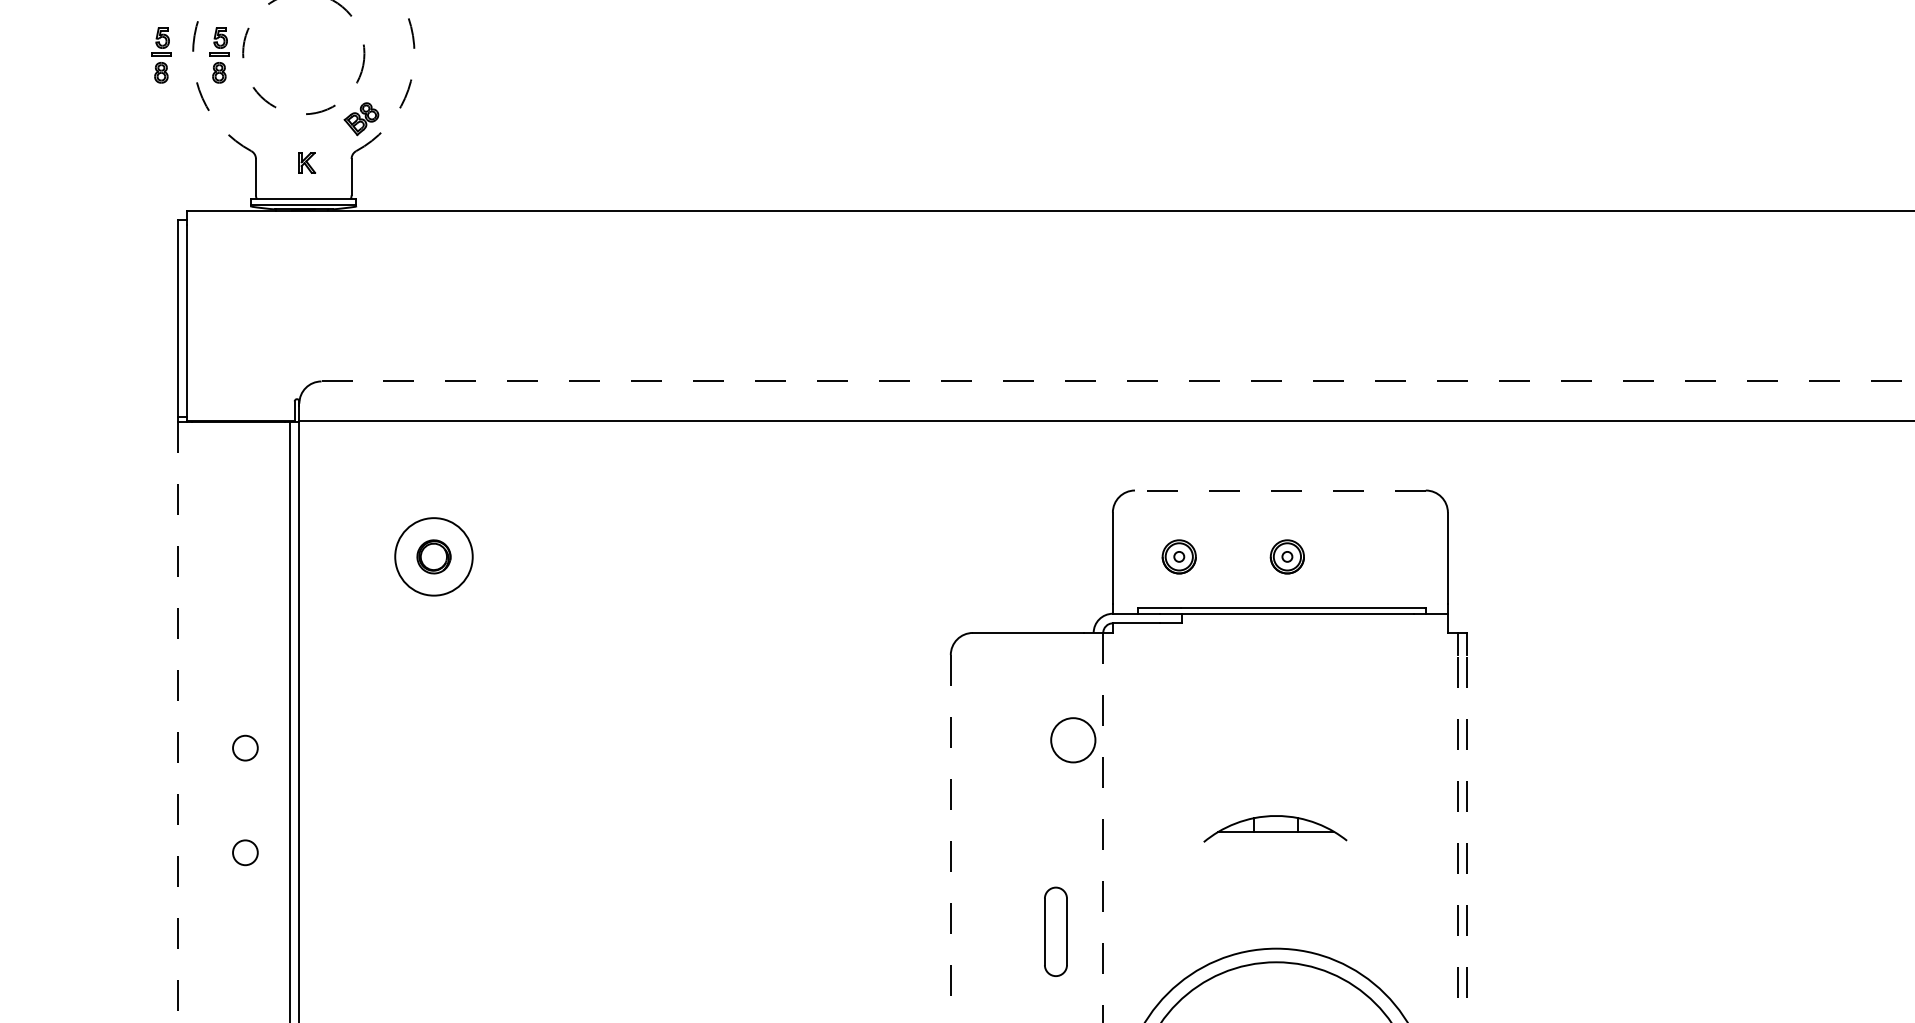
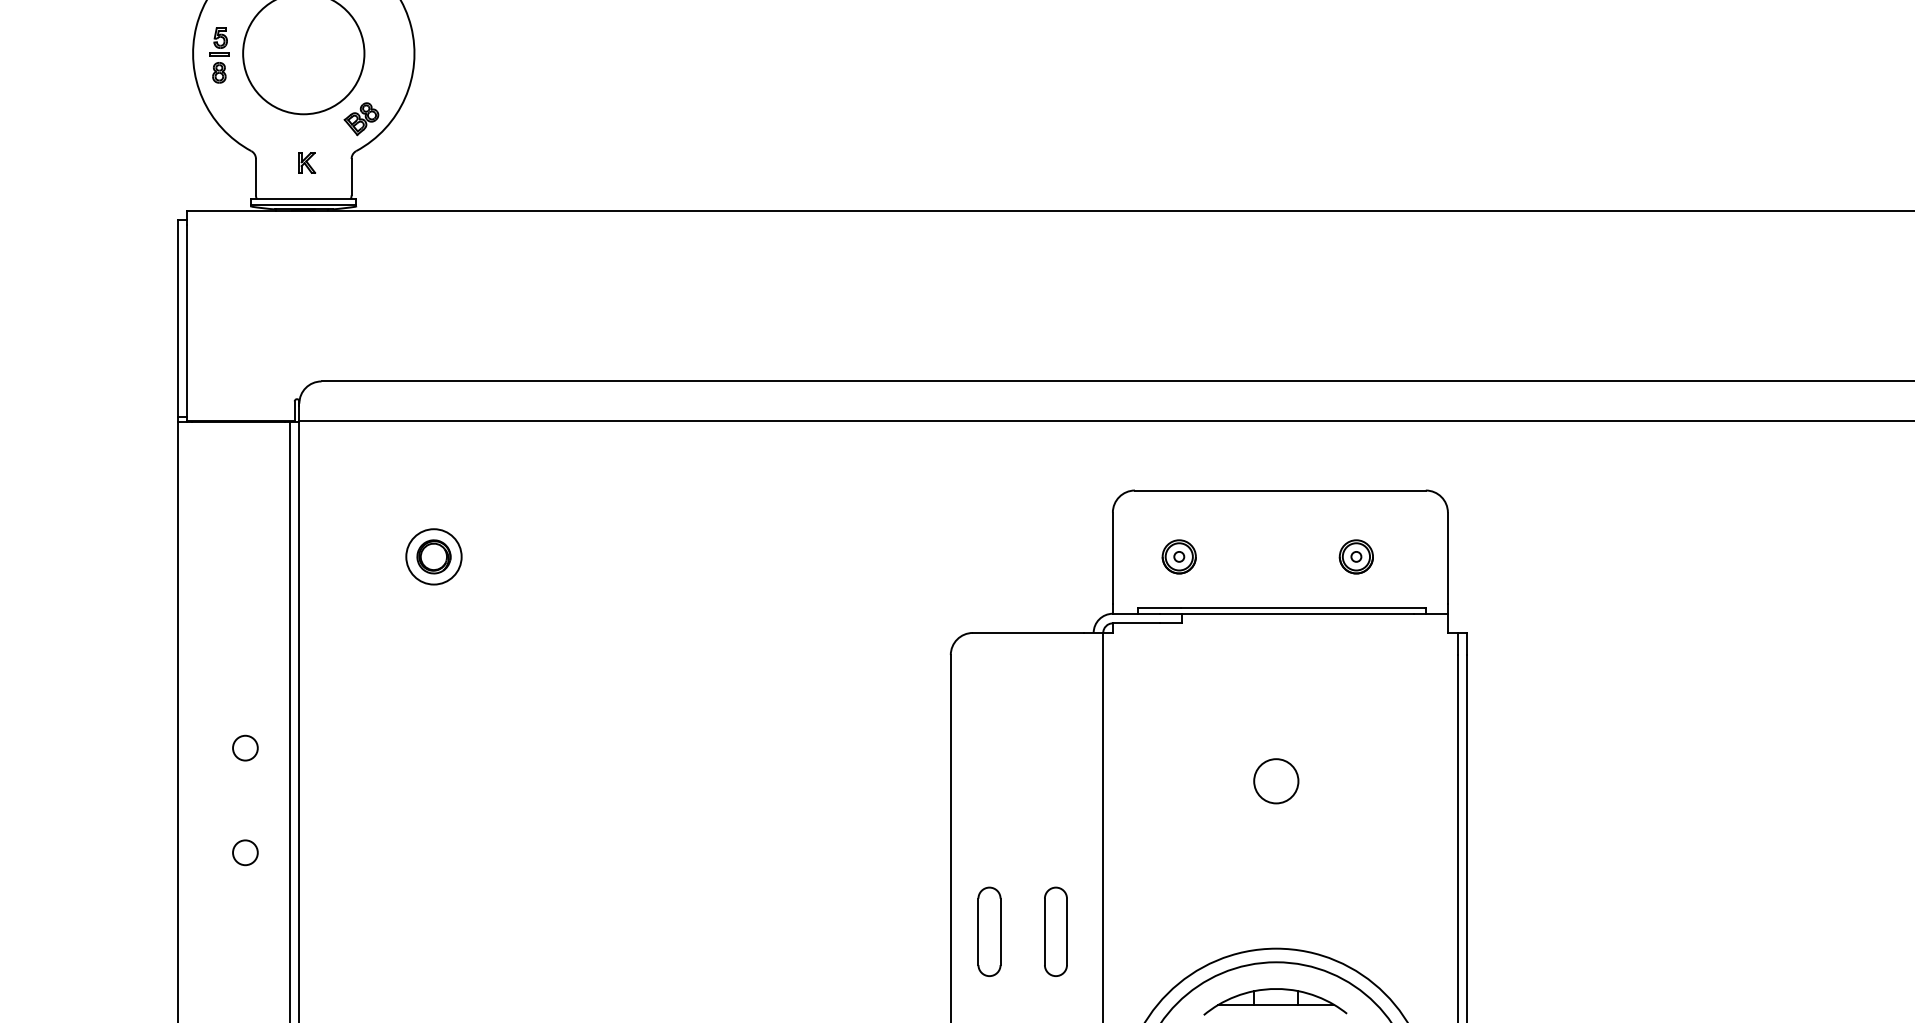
arc: dashed -> solid (206, 0)
part: present -> none (161, 55)
circle: dashed -> solid (303, 57)
line: dashed -> solid (1118, 381)
line: dashed -> solid (1279, 490)
circle diameter: 78 px -> 55 px (433, 556)
part position: (1286, 556) -> (1355, 556) (1355, 556)
line: dashed -> solid (177, 722)
circle position: (1073, 740) -> (1276, 781) (1276, 781)
line: dashed -> solid (1103, 827)
part position: (1275, 828) -> (1275, 1001) (1275, 1001)
line: dashed -> solid (1457, 838)
line: dashed -> solid (1467, 838)
line: dashed -> solid (950, 839)
part: none -> present (989, 931)
